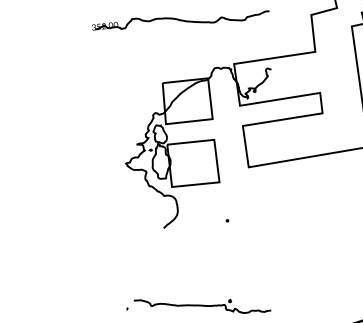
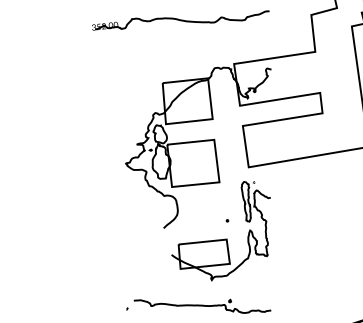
part: none -> present (220, 239)
